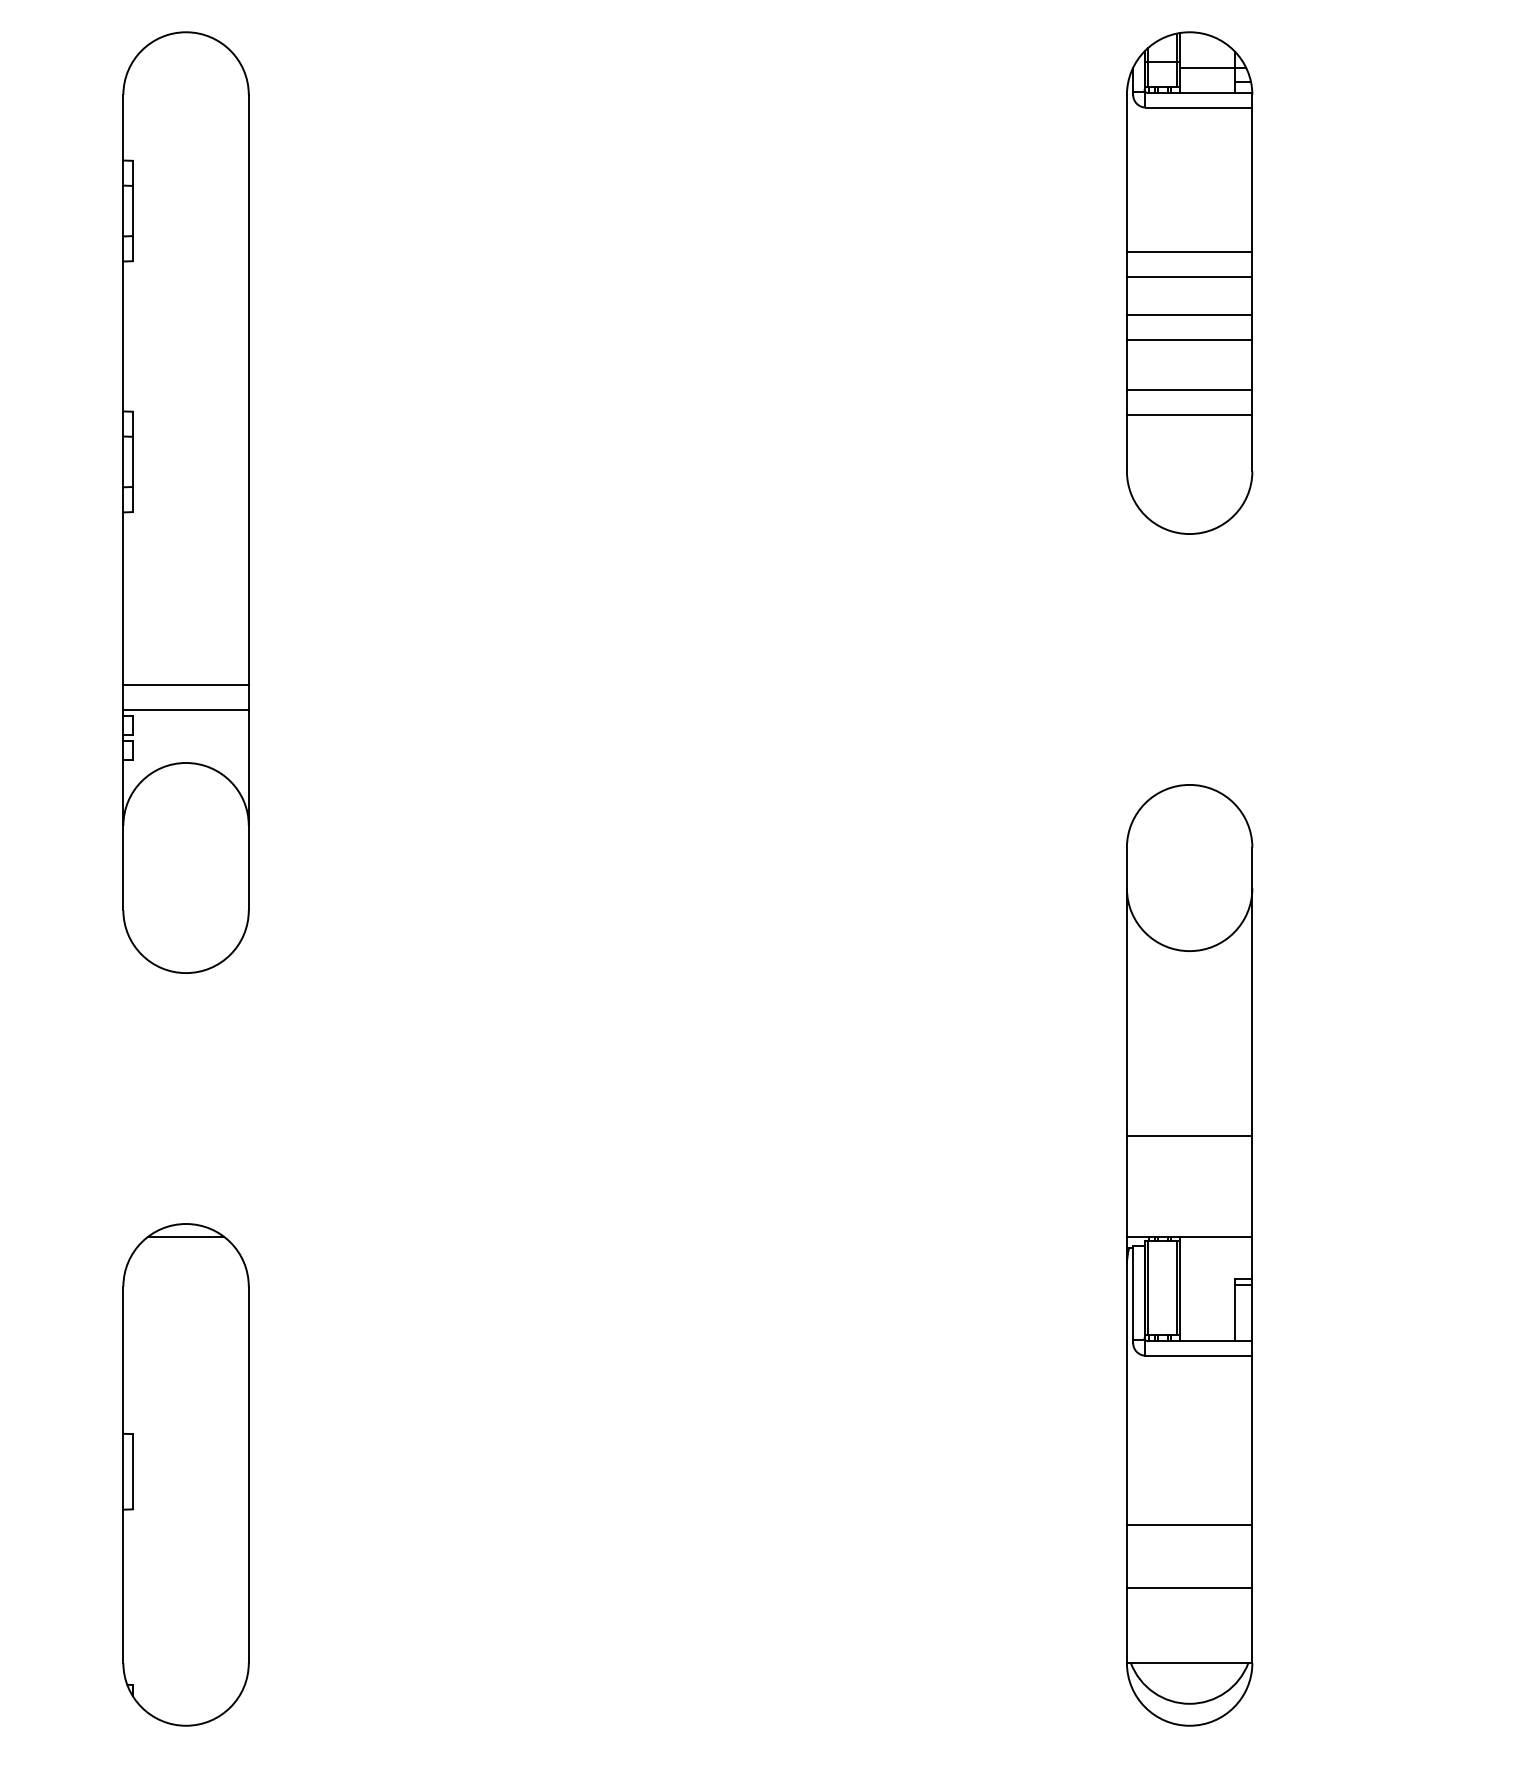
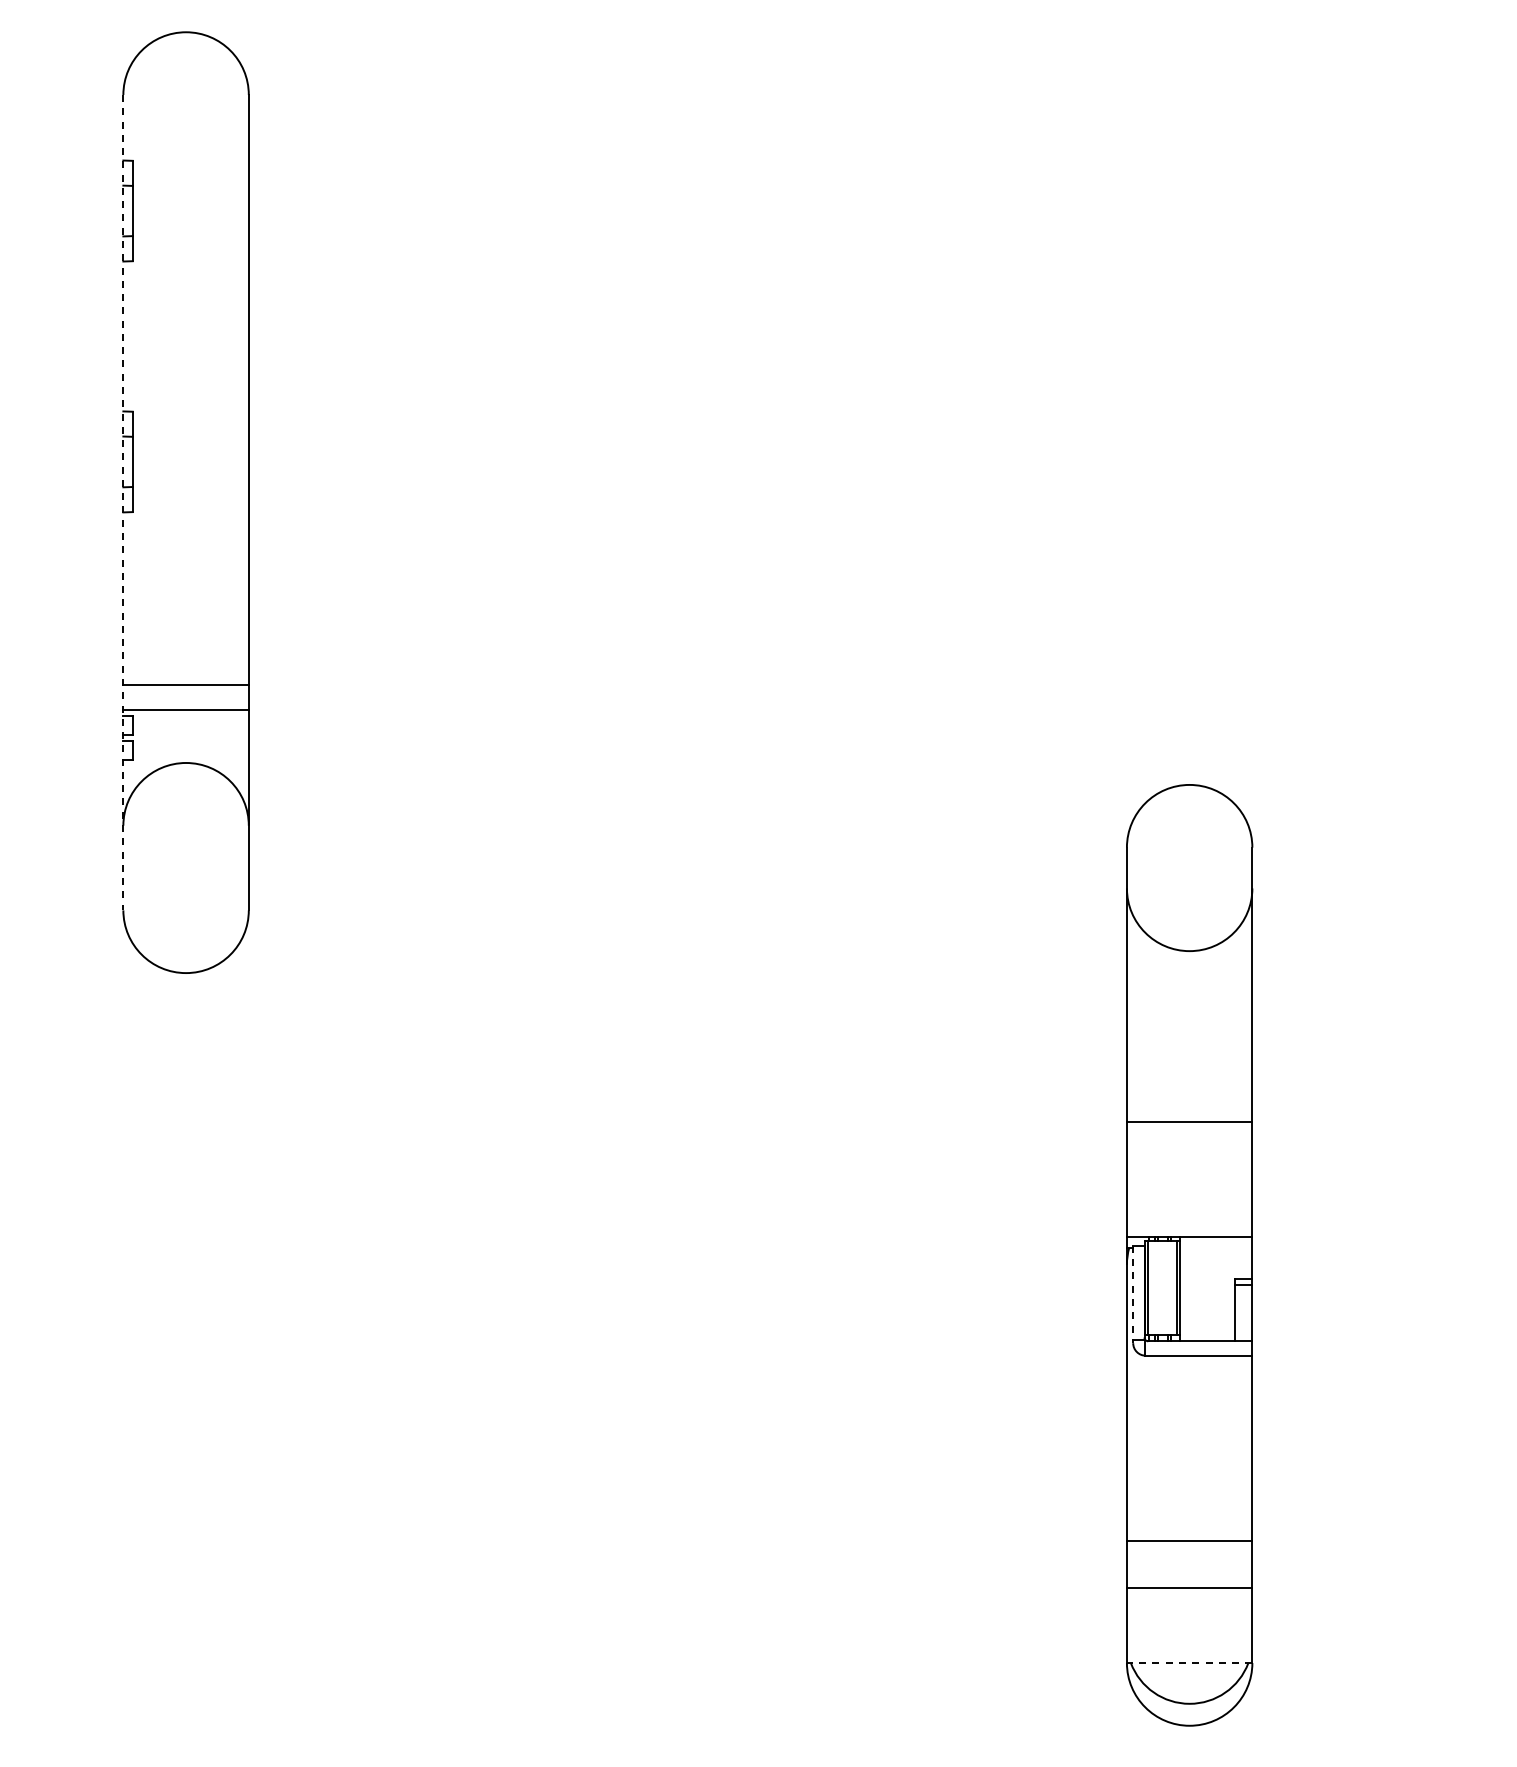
part: present -> none (1189, 282)
line: solid -> dashed (123, 502)
line position: (1189, 1136) -> (1189, 1122) (1189, 1122)
line: solid -> dashed (1133, 1294)
part: present -> none (185, 1474)
line position: (1189, 1525) -> (1189, 1541) (1189, 1541)
line: solid -> dashed (1189, 1663)
